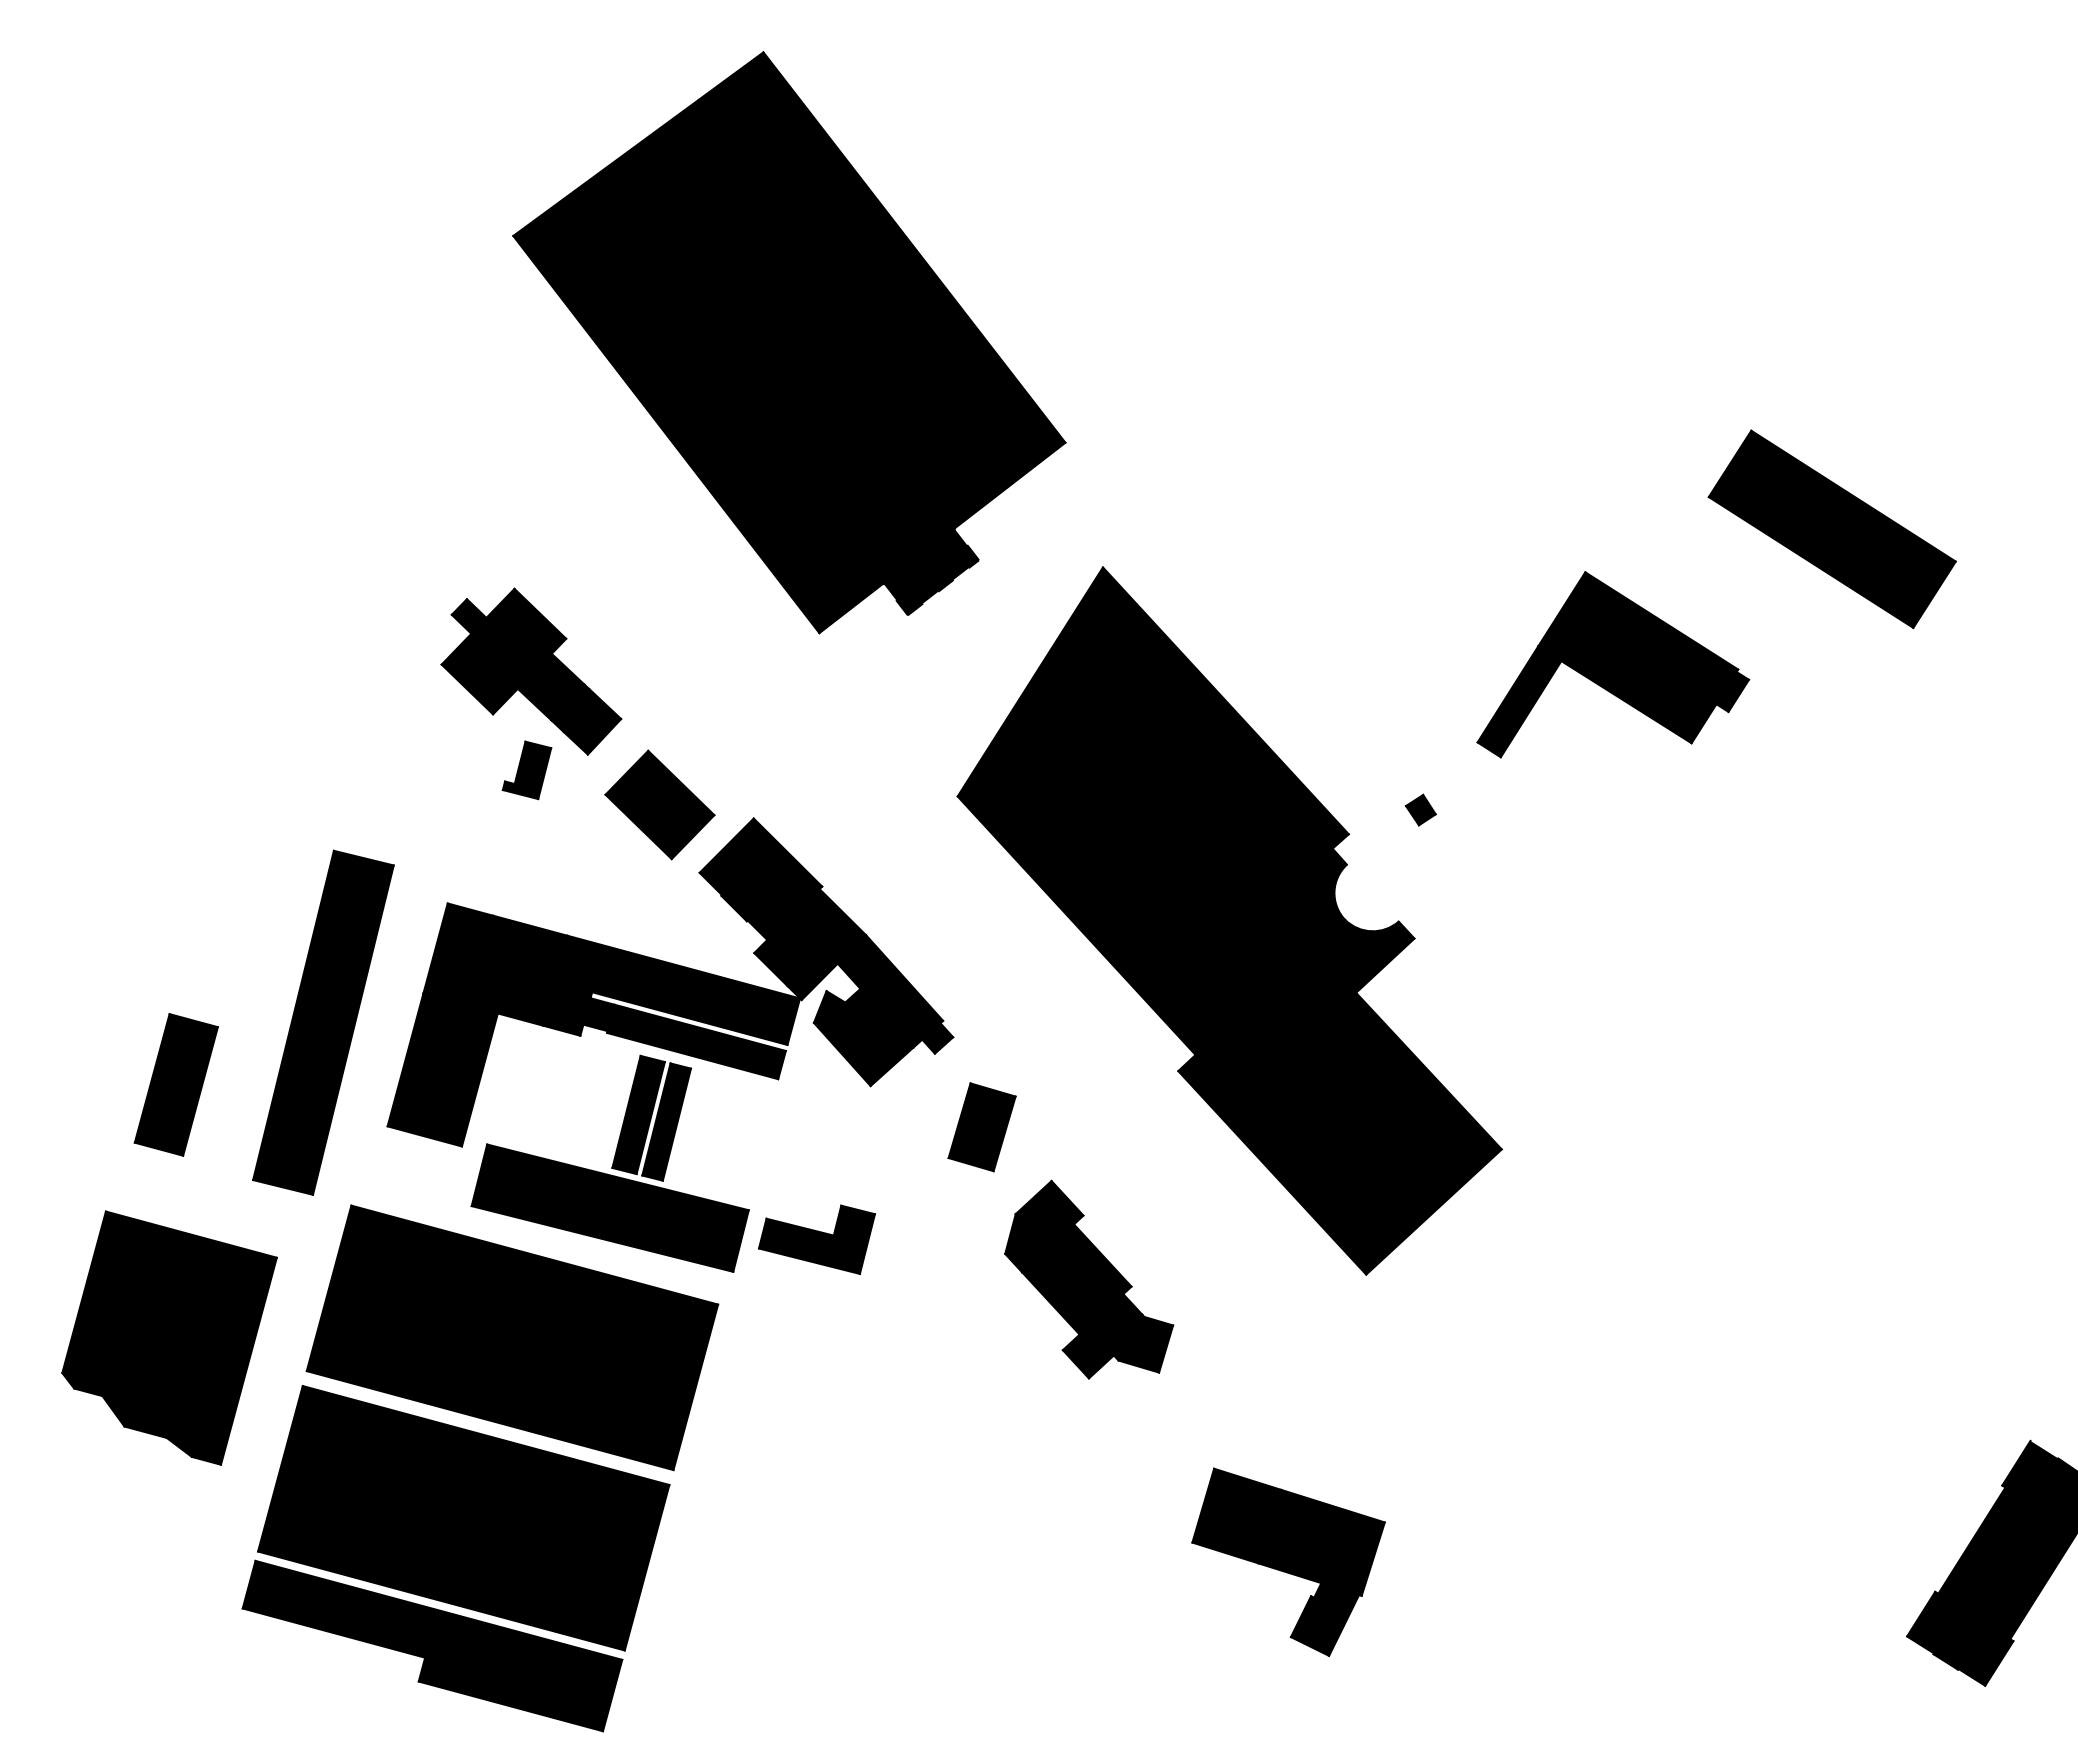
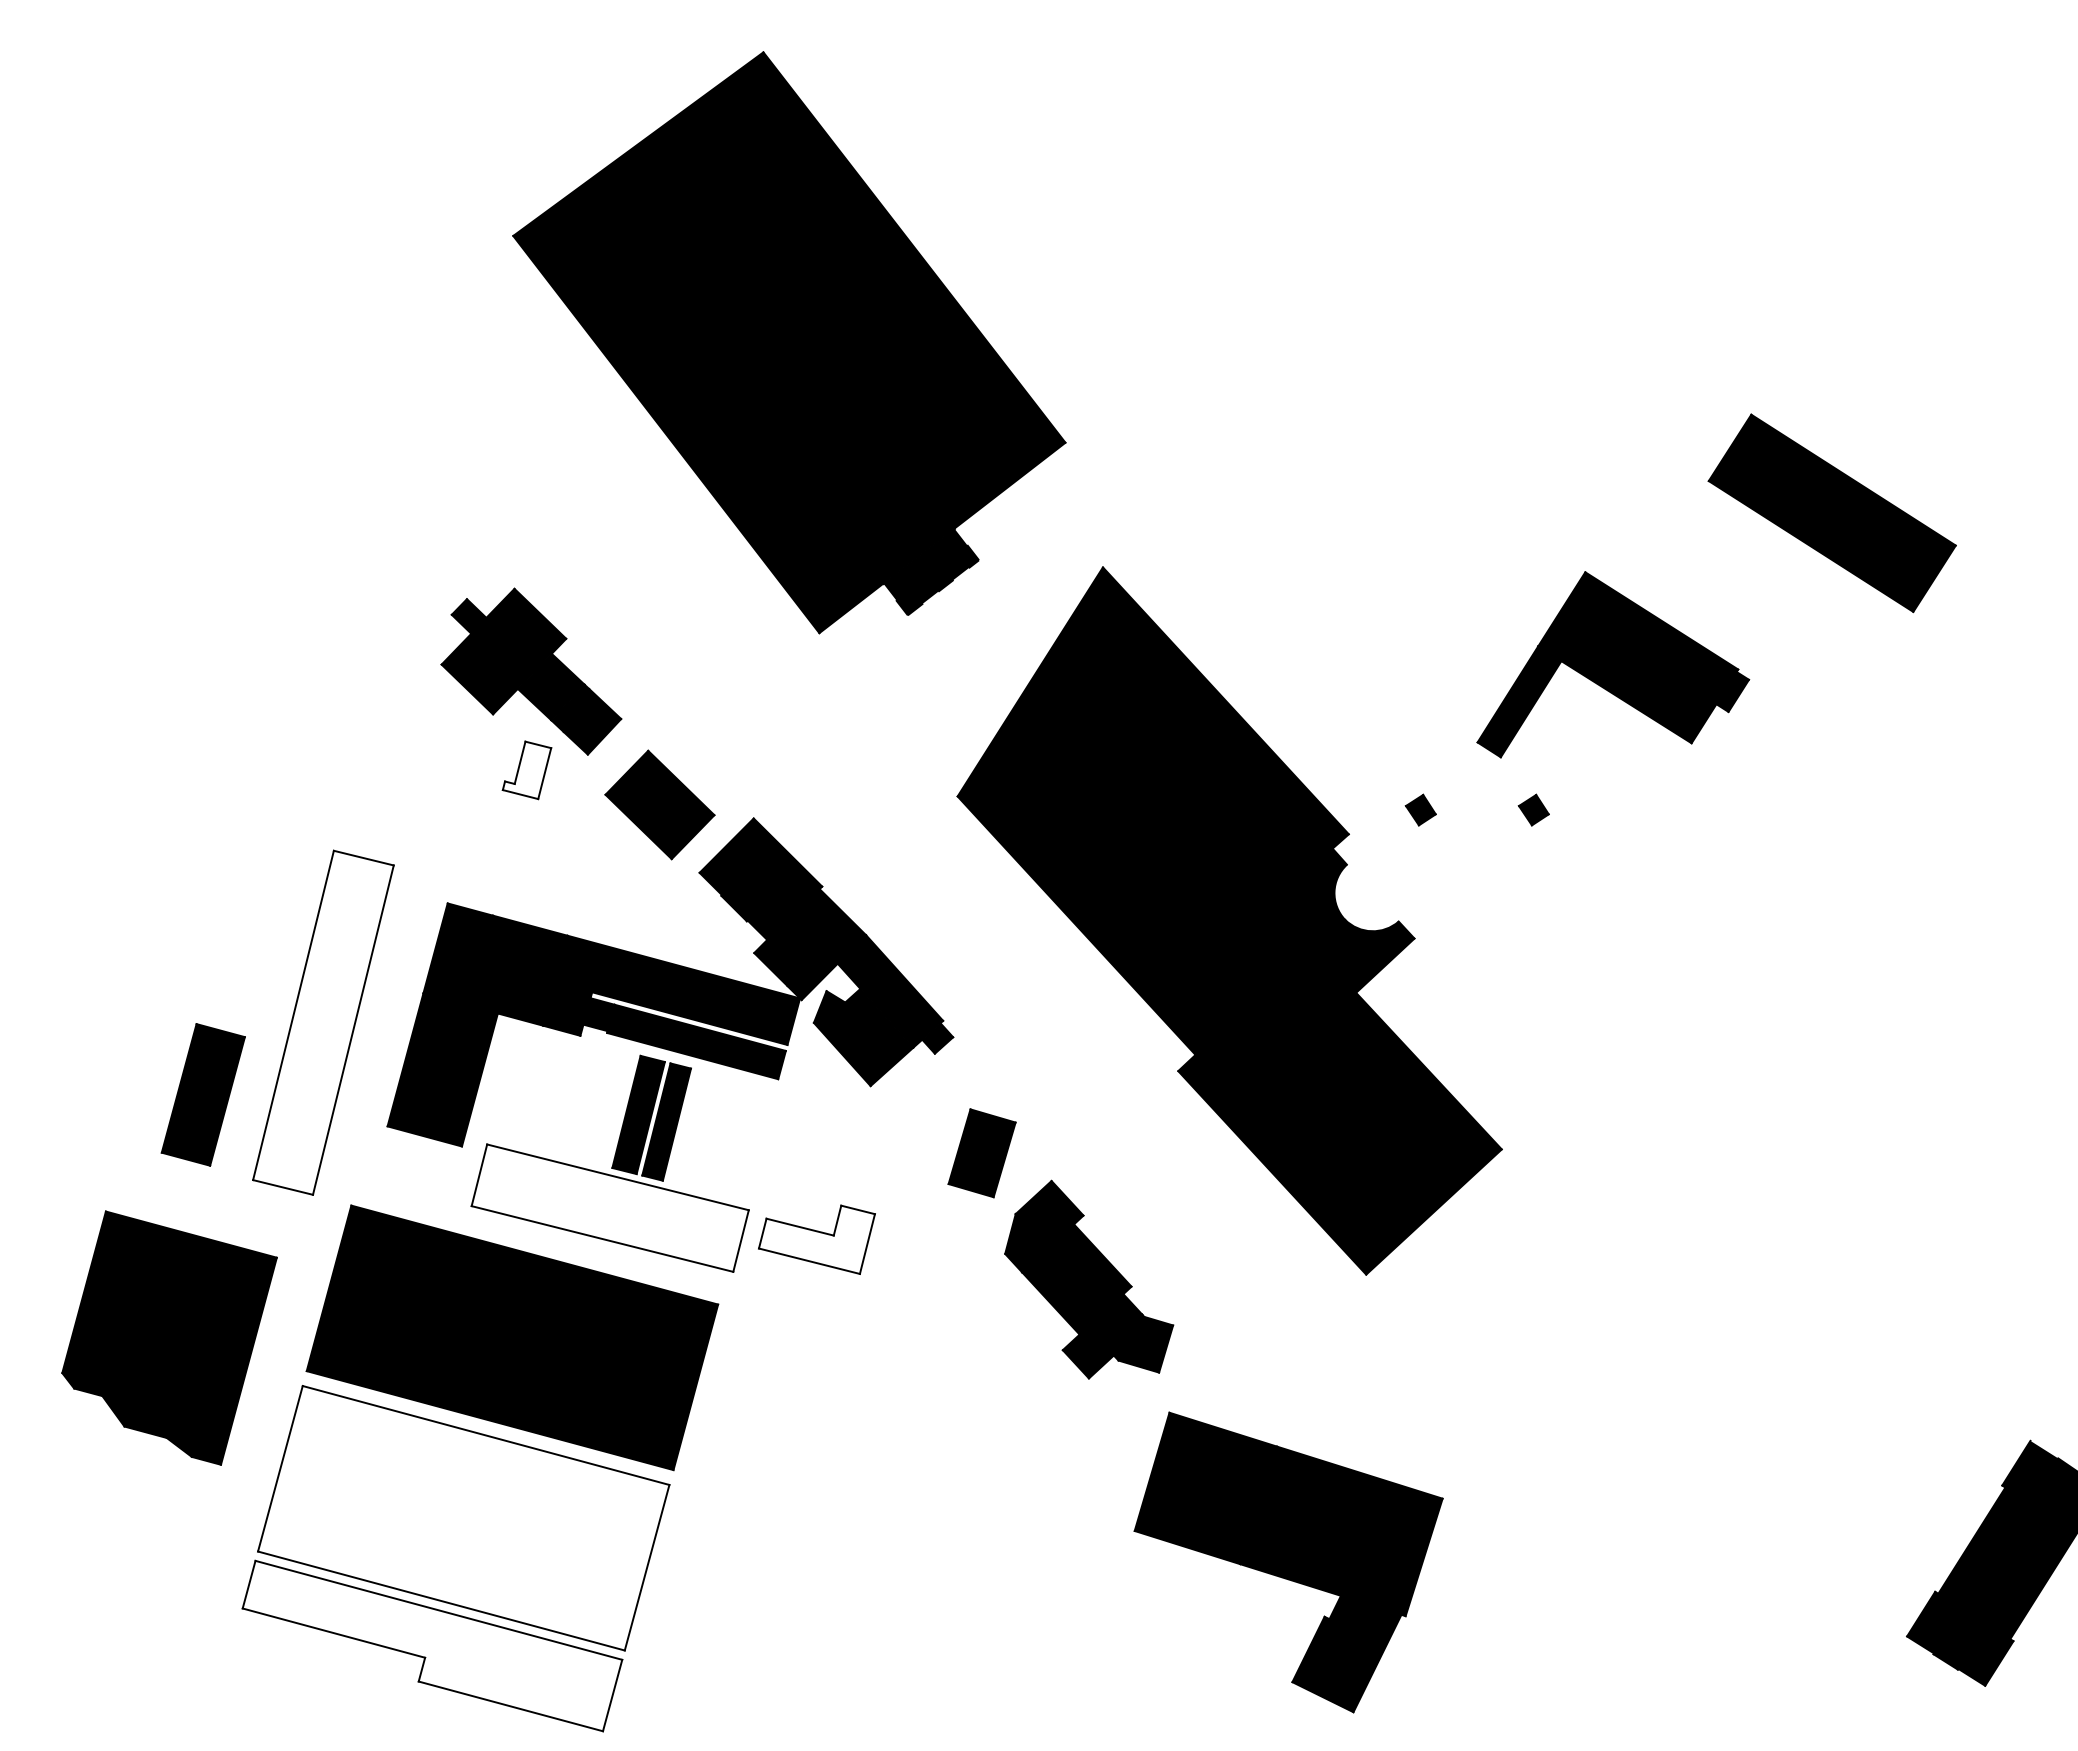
part position: (1831, 529) -> (1831, 513) (1831, 513)
fill: present -> none (526, 770)
part: none -> present (1533, 809)
fill: present -> none (323, 1022)
part position: (175, 1084) -> (202, 1094) (202, 1094)
part position: (981, 1127) -> (981, 1153) (981, 1153)
fill: present -> none (609, 1207)
fill: present -> none (816, 1239)
fill: present -> none (463, 1518)
part size: 195x190 px -> 311x303 px (1288, 1562)
fill: present -> none (432, 1645)
